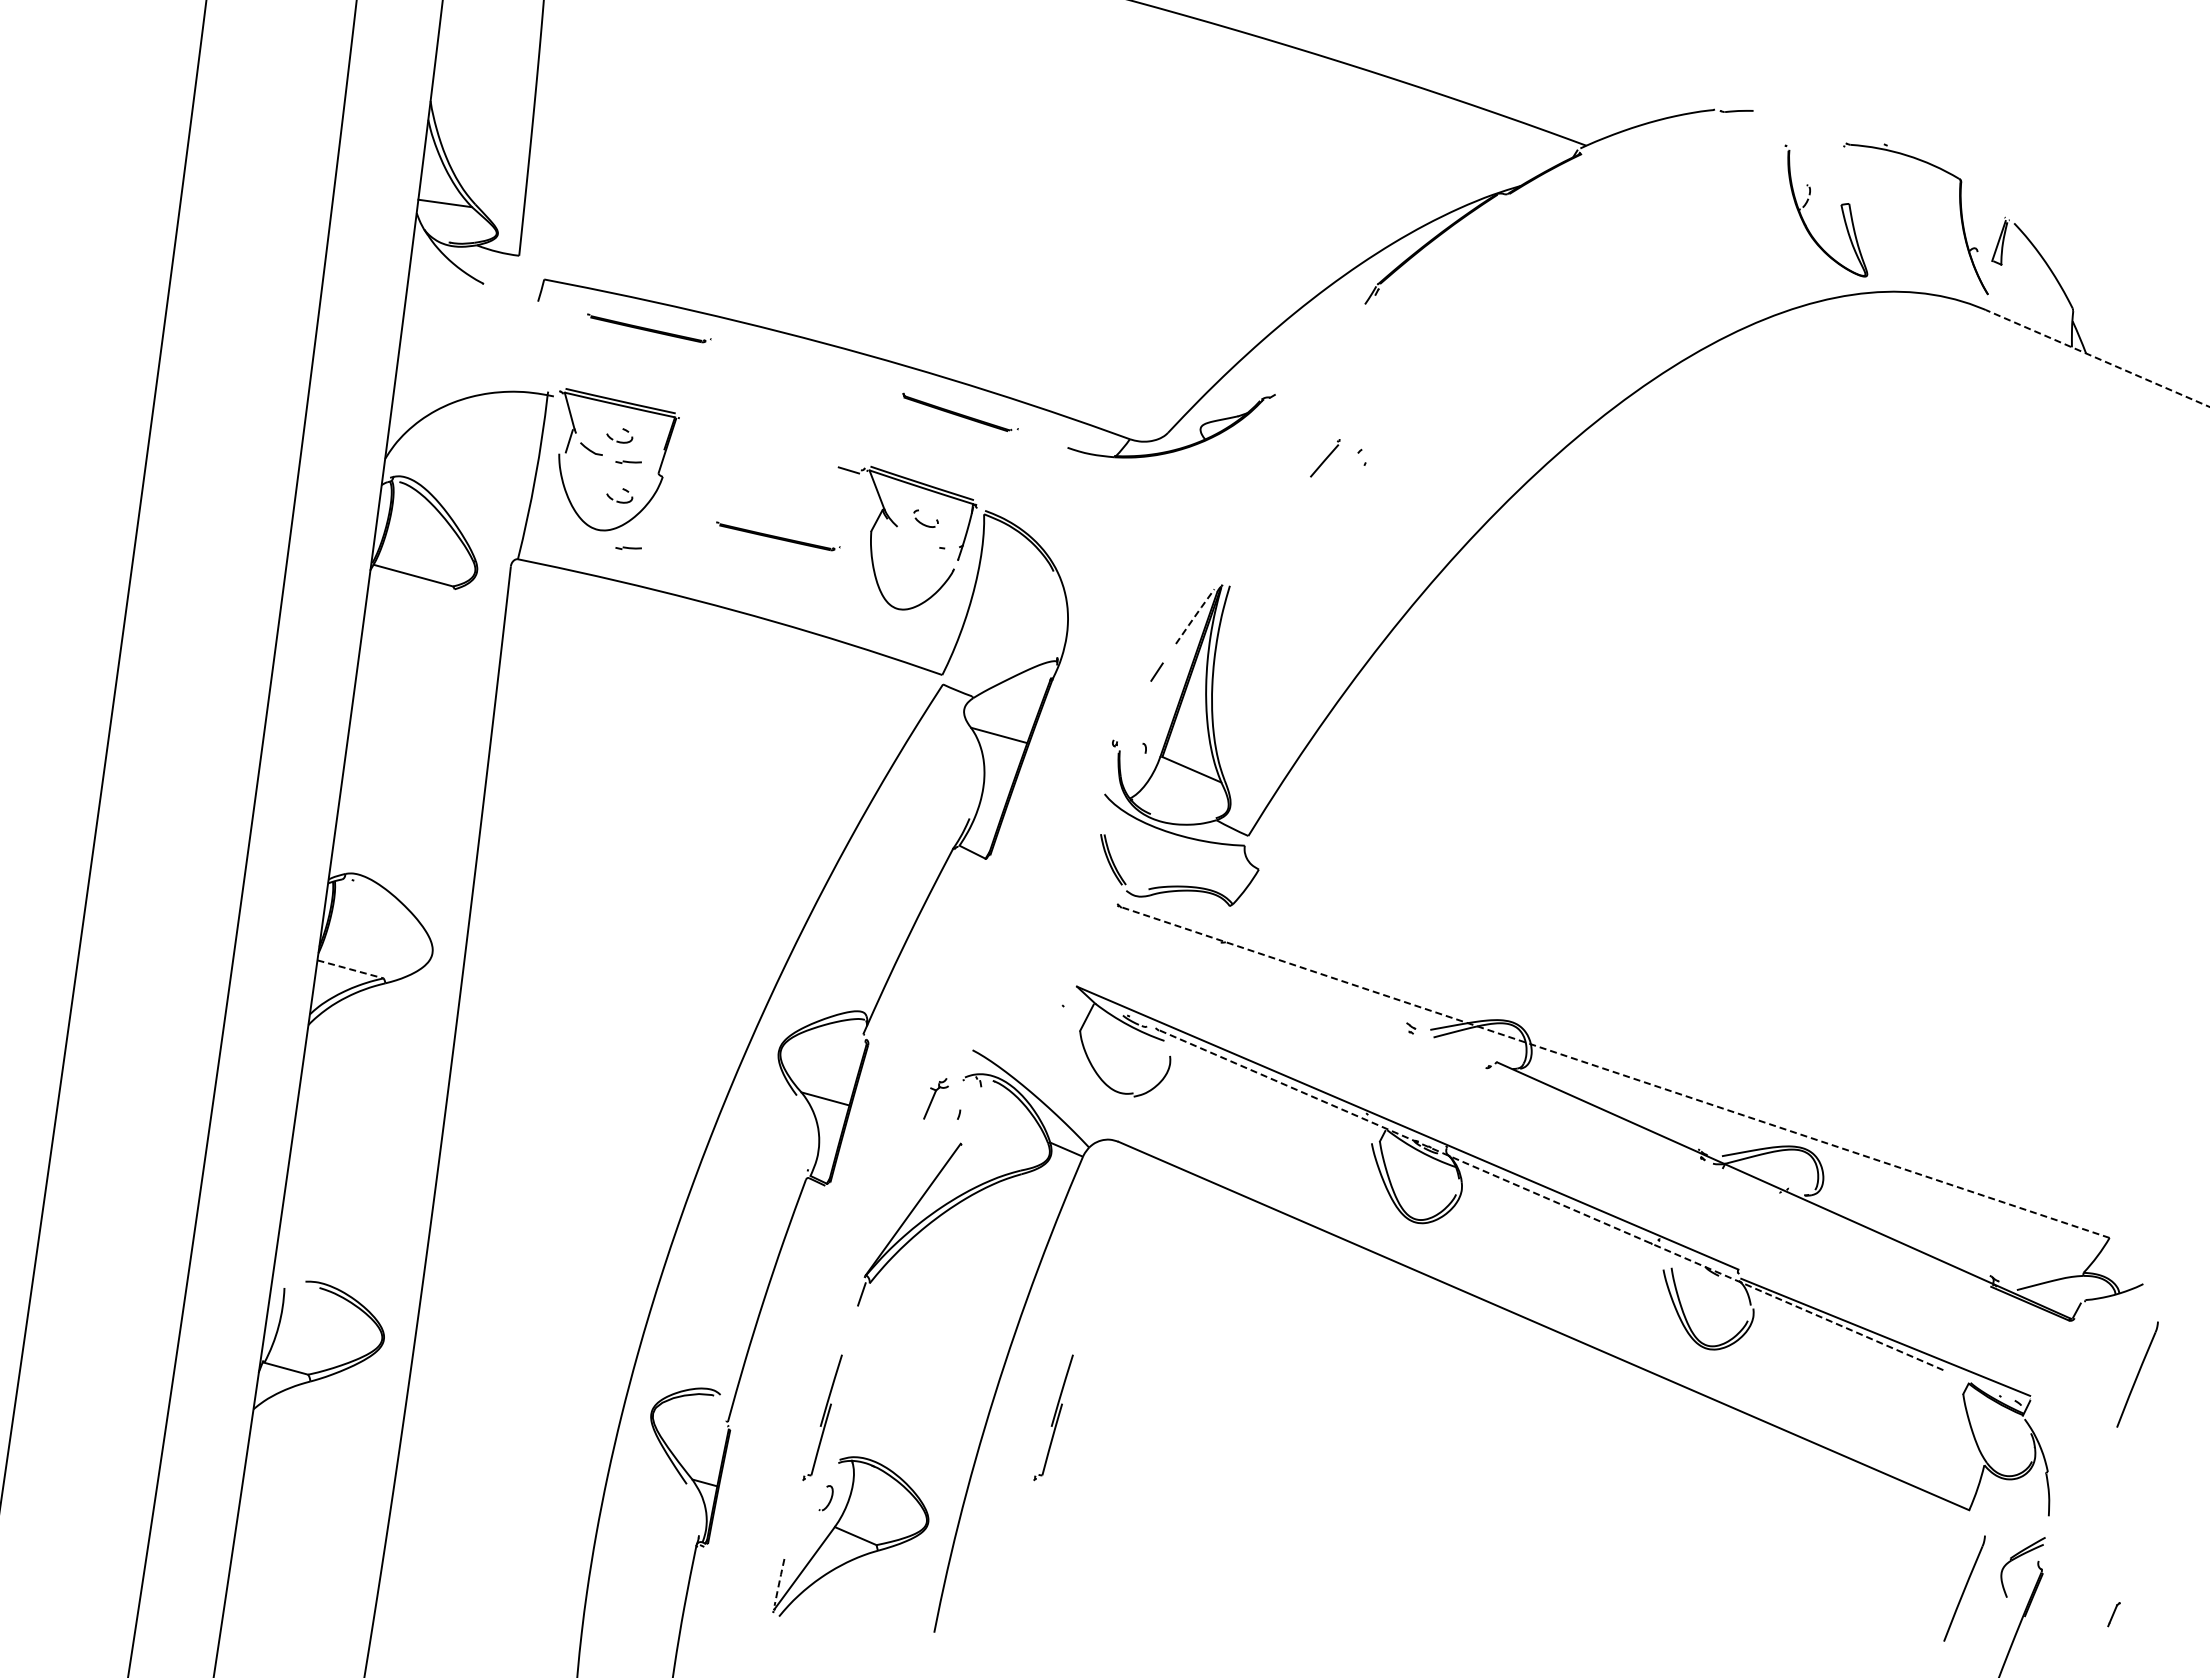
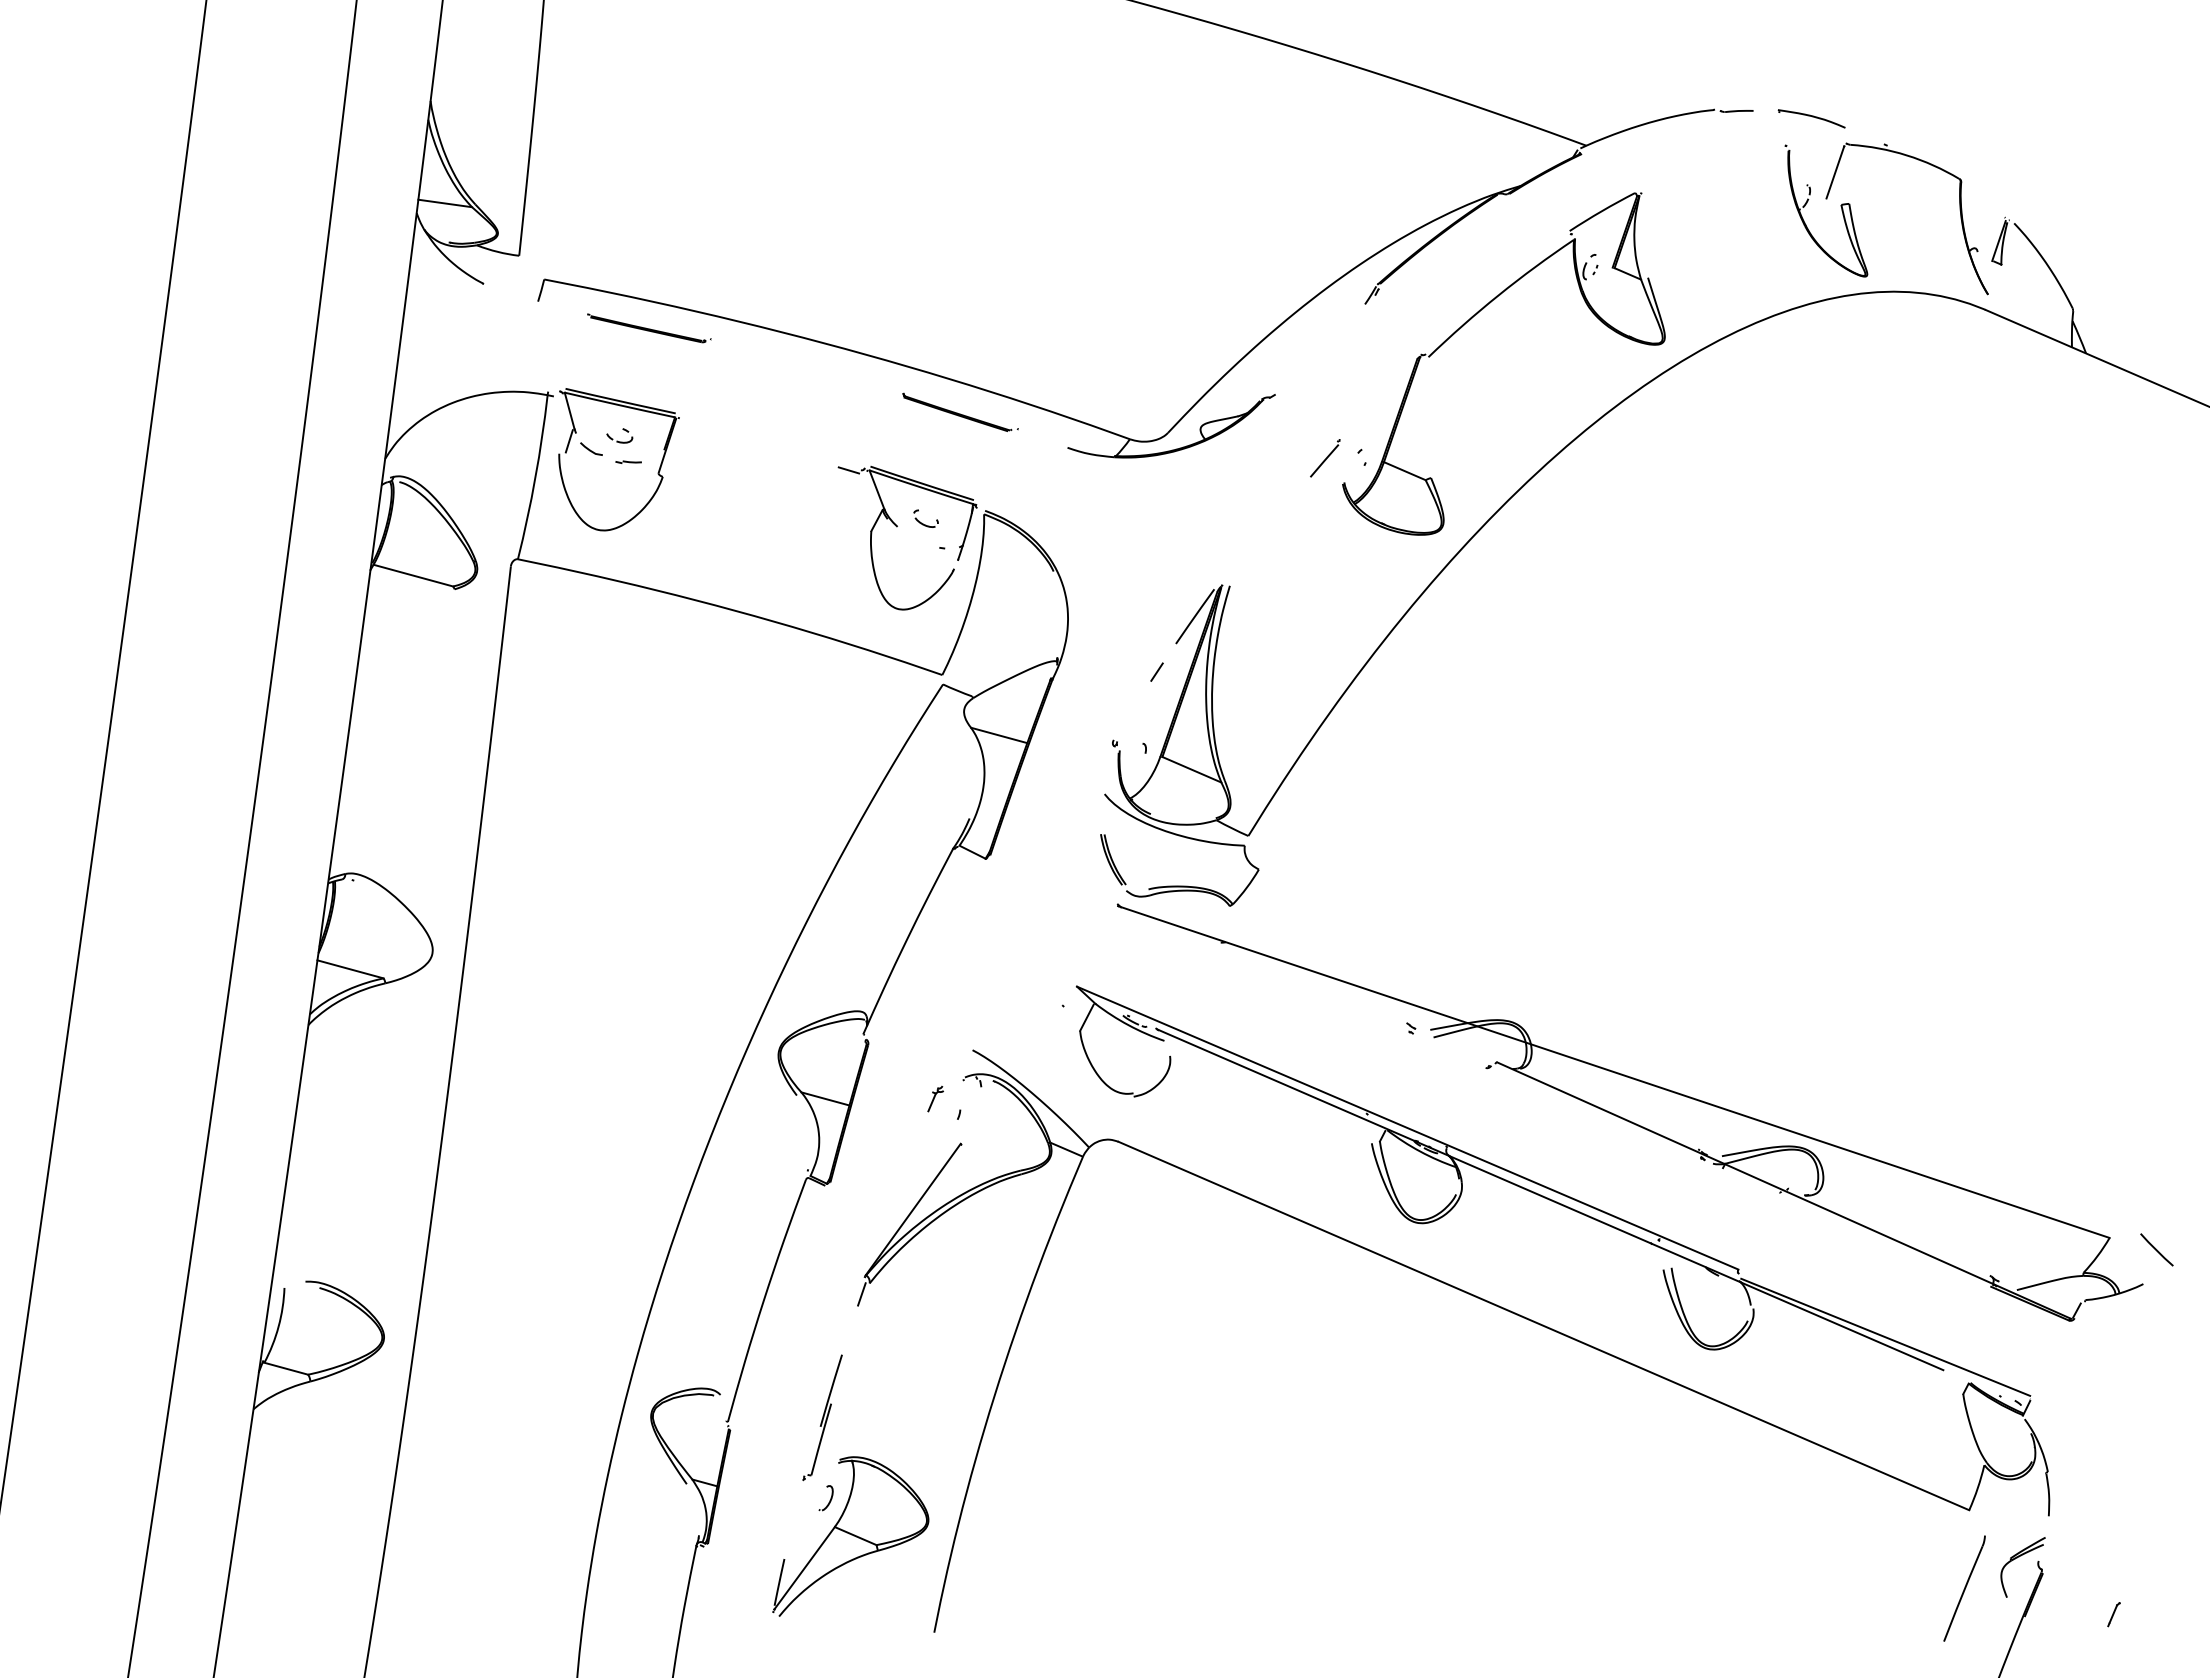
part: none -> present (1811, 118)
line: none -> present (1835, 172)
part: none -> present (1470, 320)
line: dashed -> solid (2097, 358)
part: present -> none (619, 495)
part: present -> none (778, 536)
line: present -> none (628, 547)
line: dashed -> solid (1195, 615)
line: dashed -> solid (351, 969)
line: dashed -> solid (1613, 1072)
part size: 26x42 px -> 17x28 px (935, 1098)
line: dashed -> solid (1550, 1199)
line: none -> present (2156, 1249)
part: present -> none (2137, 1374)
part: present -> none (1053, 1417)
line: dashed -> solid (779, 1582)
